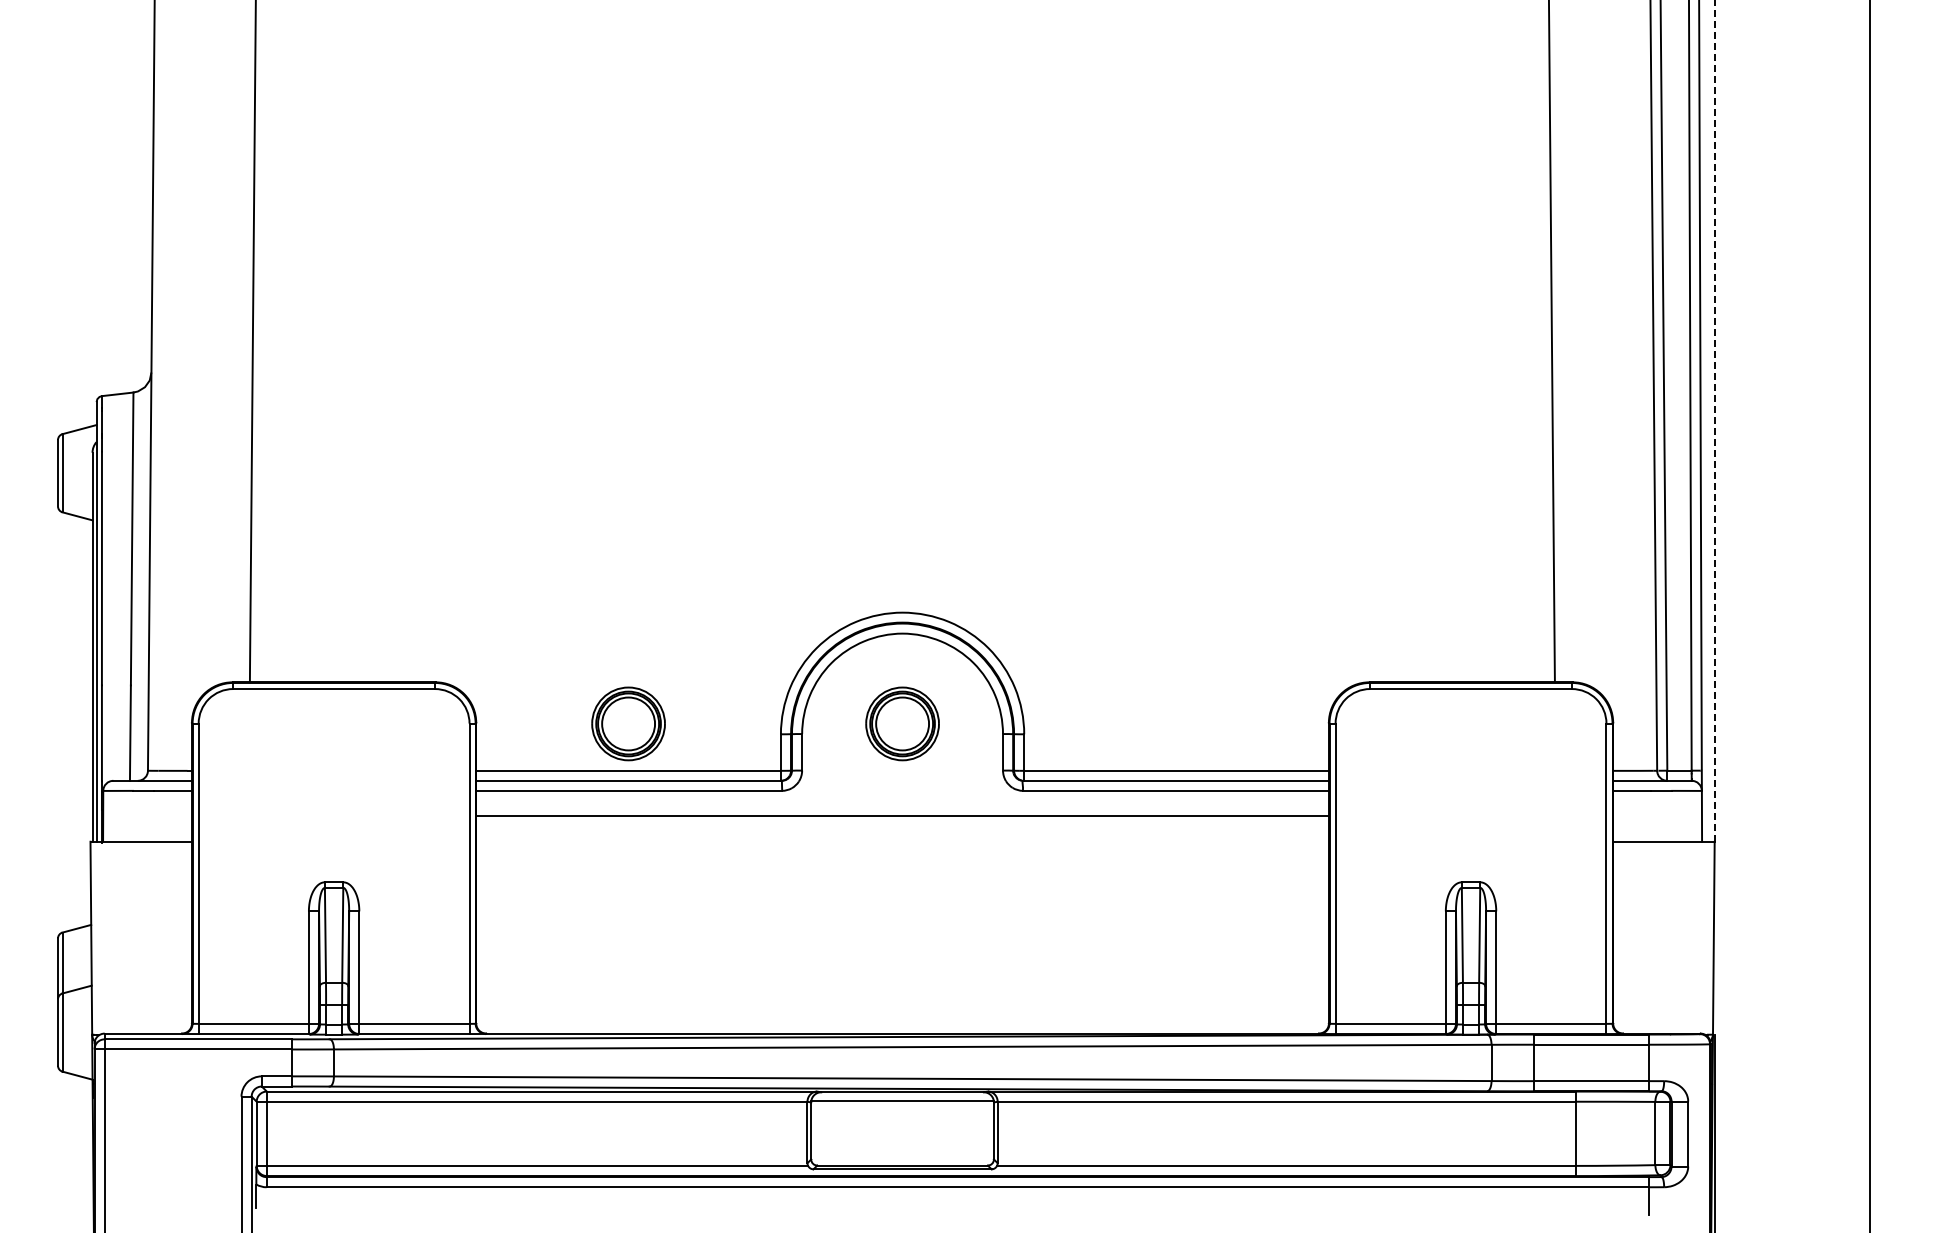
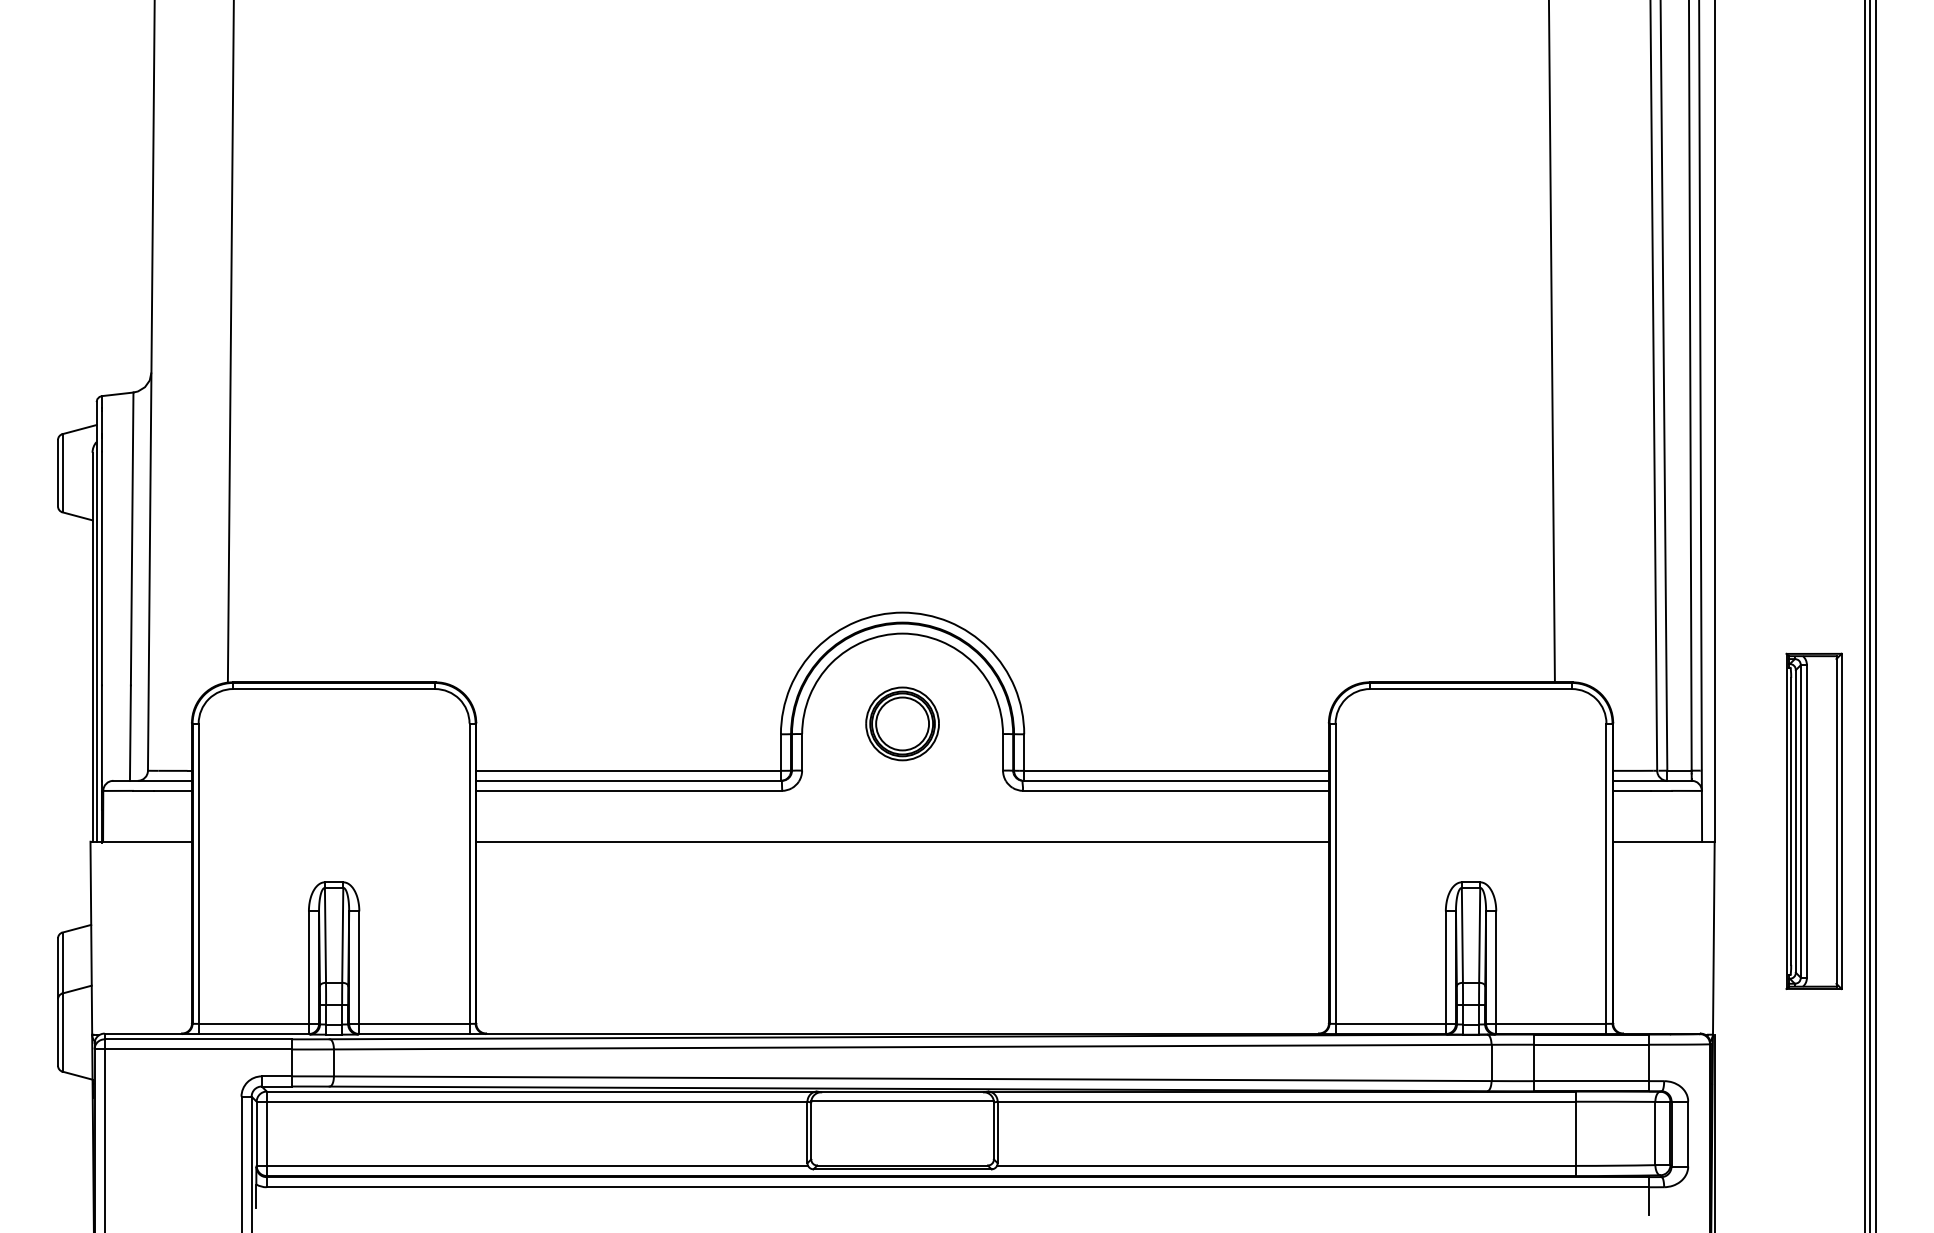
line position: (252, 342) -> (230, 342) (230, 342)
line: dashed -> solid (1714, 420)
line: none -> present (1864, 615)
line: none -> present (1875, 615)
part: present -> none (628, 723)
line position: (902, 815) -> (902, 841) (902, 841)
part: none -> present (1813, 821)
